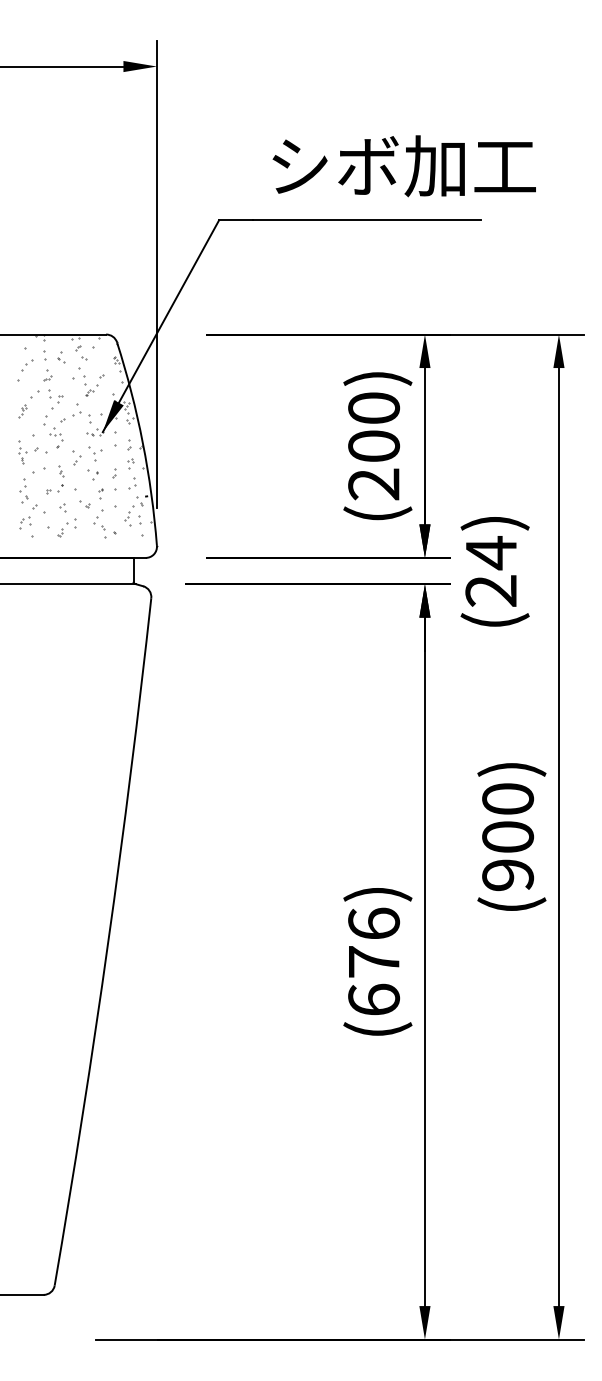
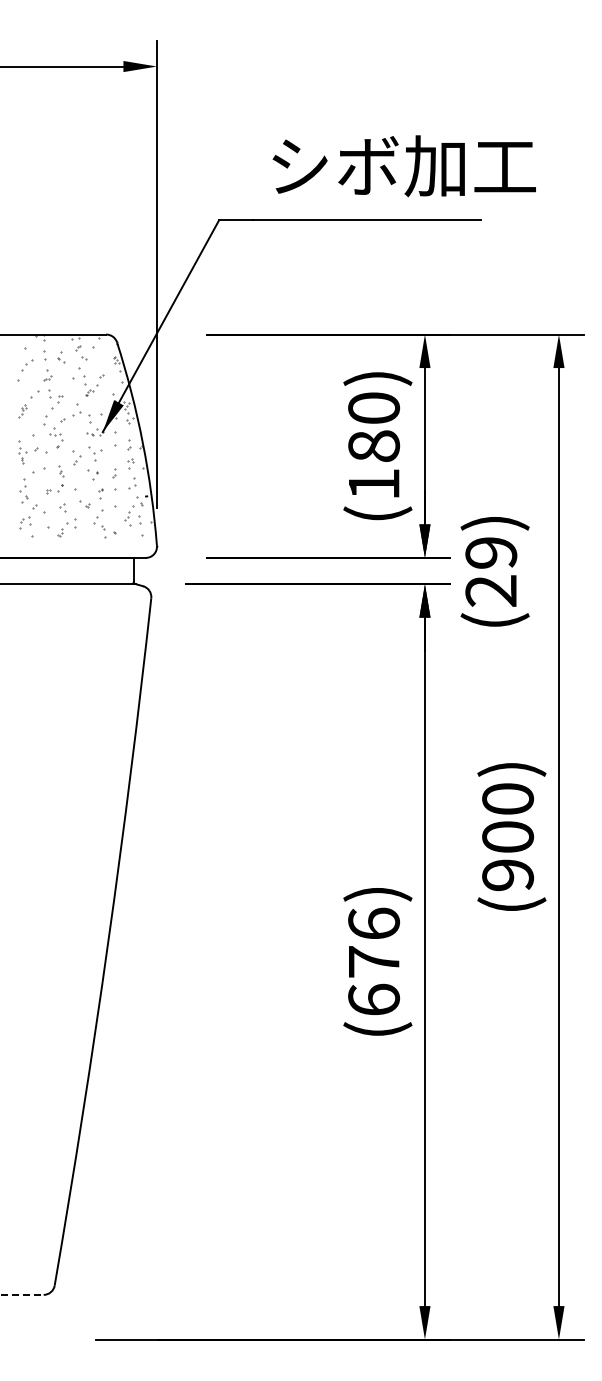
text: (200) -> (180) (373, 465)
text: (24) -> (29) (491, 553)
line: solid -> dashed (22, 1294)
